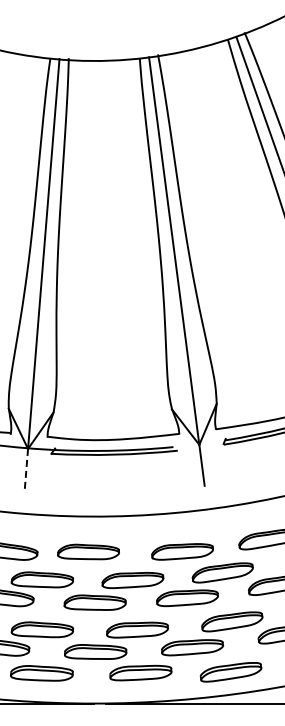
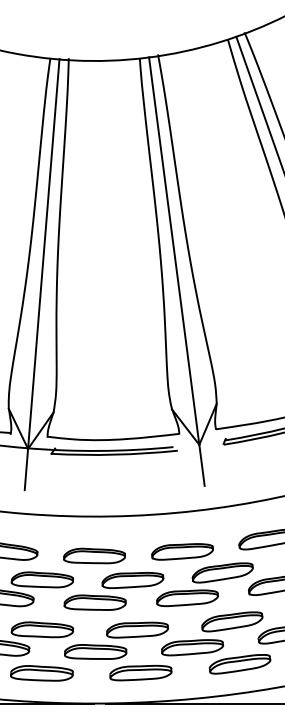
line: dashed -> solid (26, 469)
part position: (88, 551) -> (94, 555) (94, 555)
part position: (230, 672) -> (239, 664) (239, 664)
